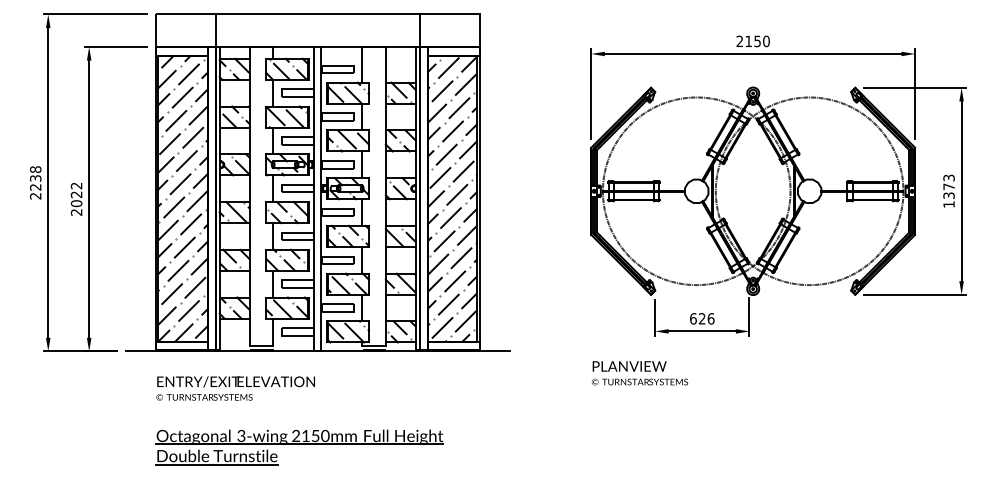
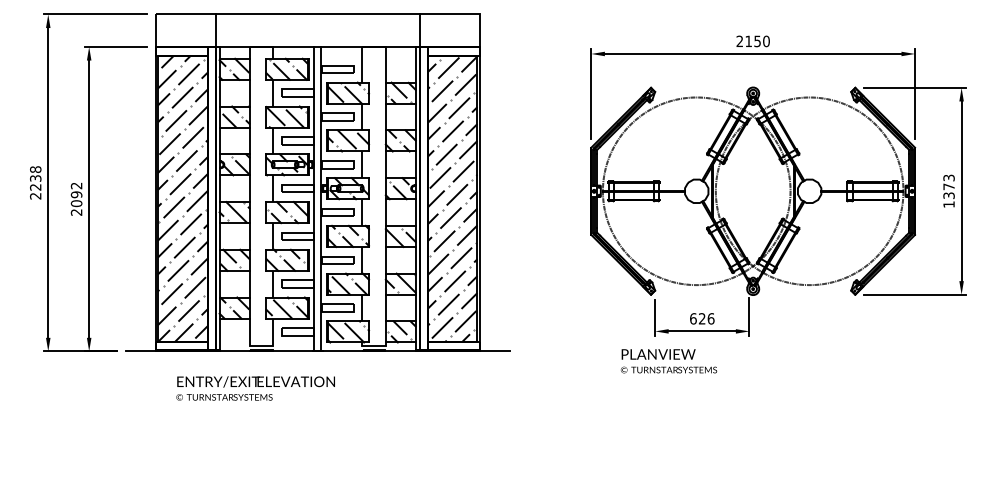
text: 2022 -> 2092 (76, 194)
text position: (639, 373) -> (668, 361) (668, 361)
text position: (235, 388) -> (255, 388) (255, 388)
part: present -> none (299, 447)
